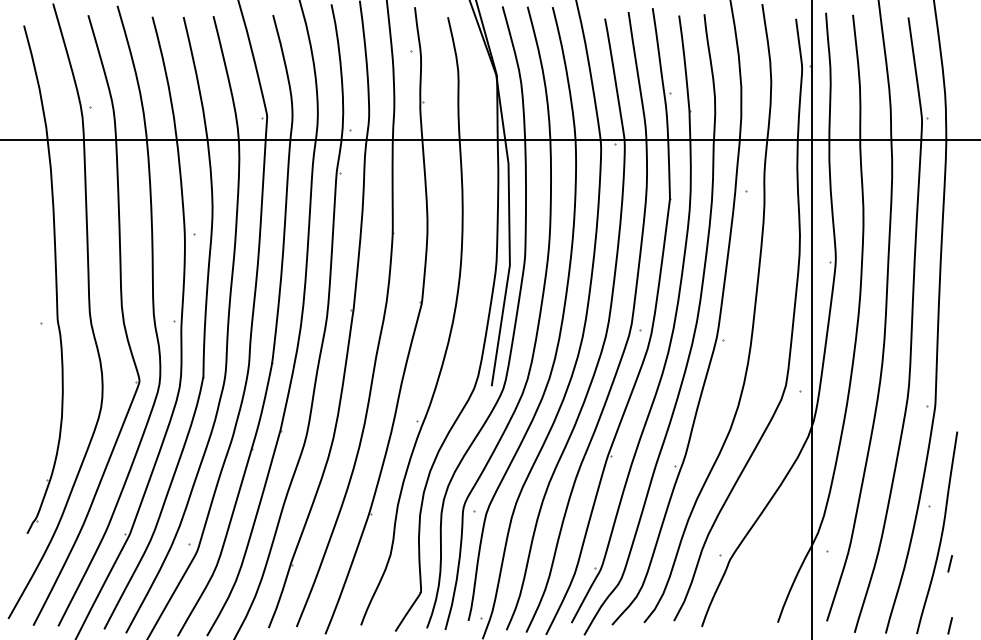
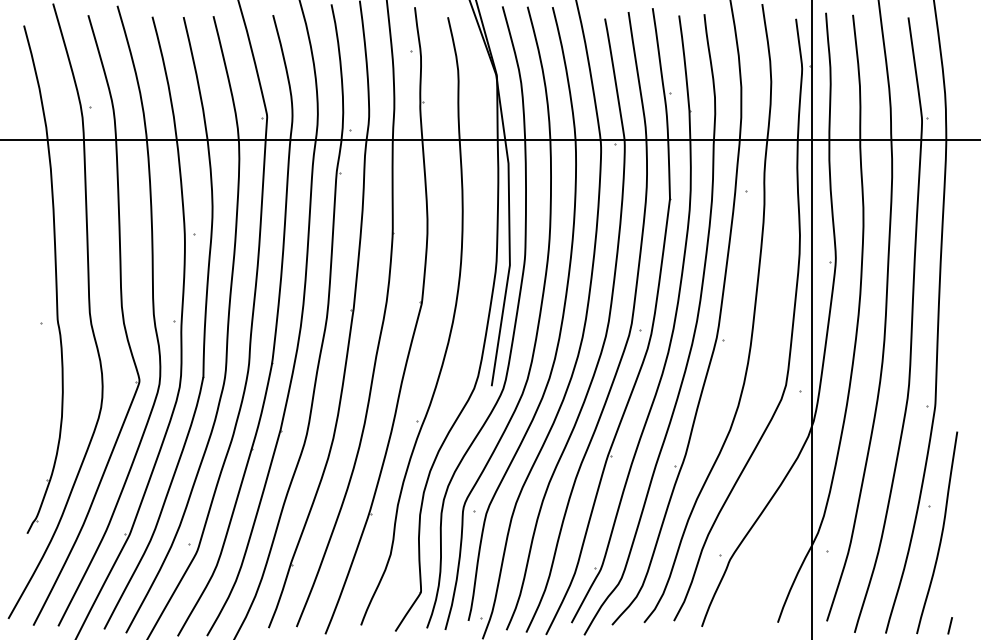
line: present -> none (949, 563)
